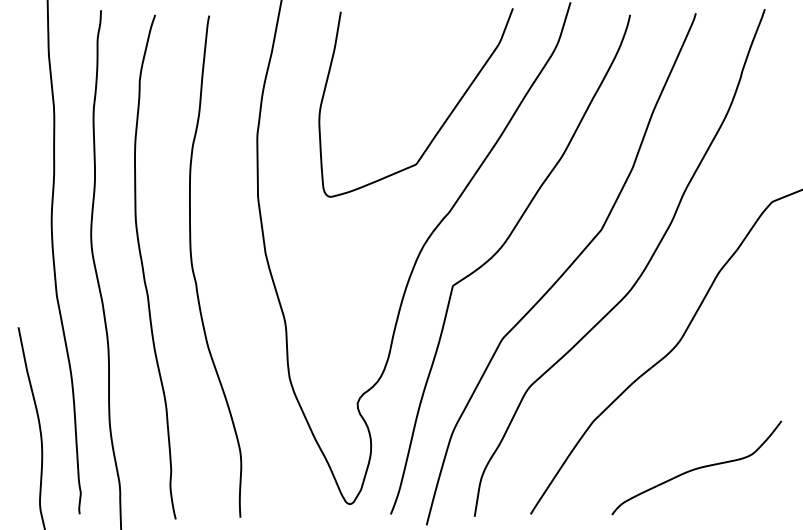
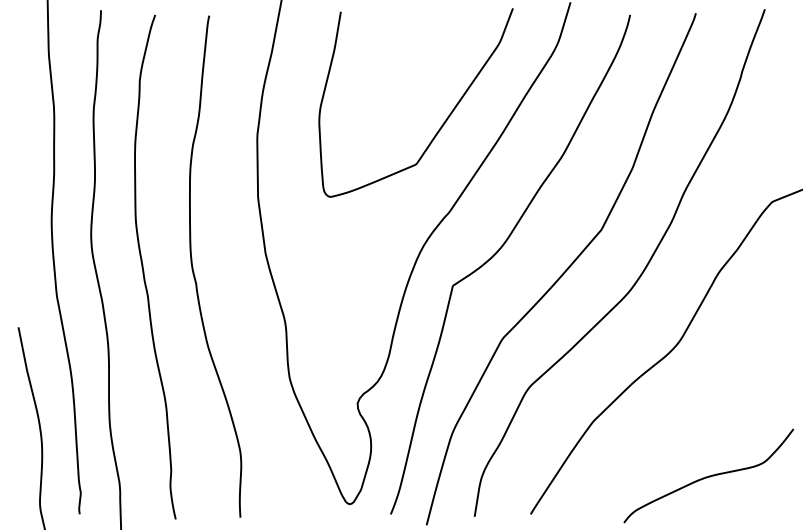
curve position: (696, 467) -> (708, 475) (708, 475)
